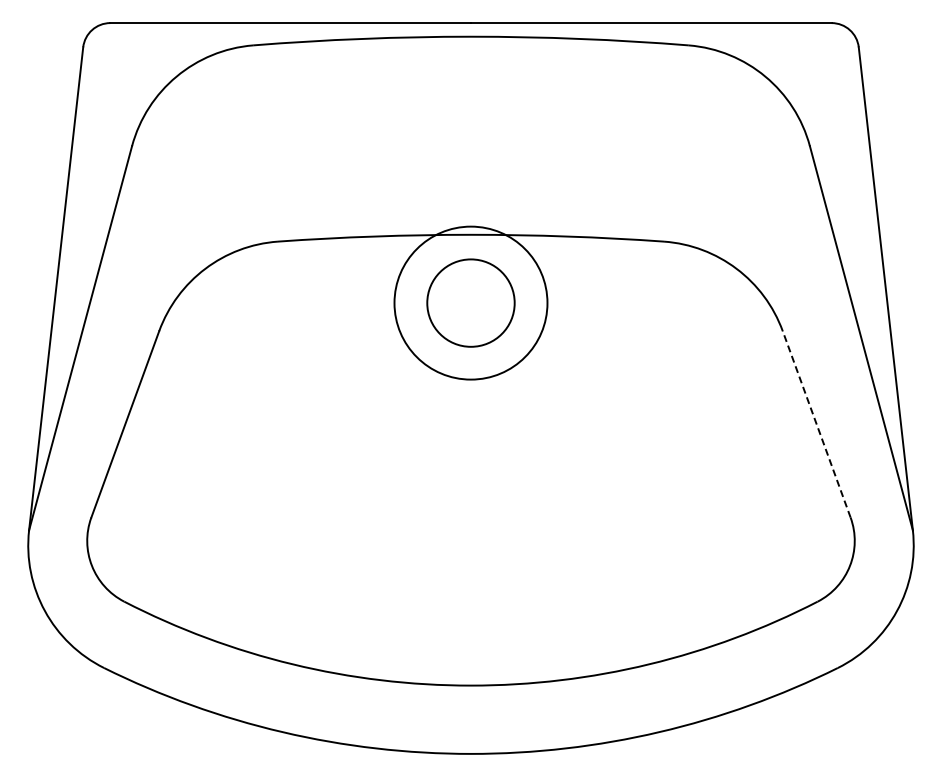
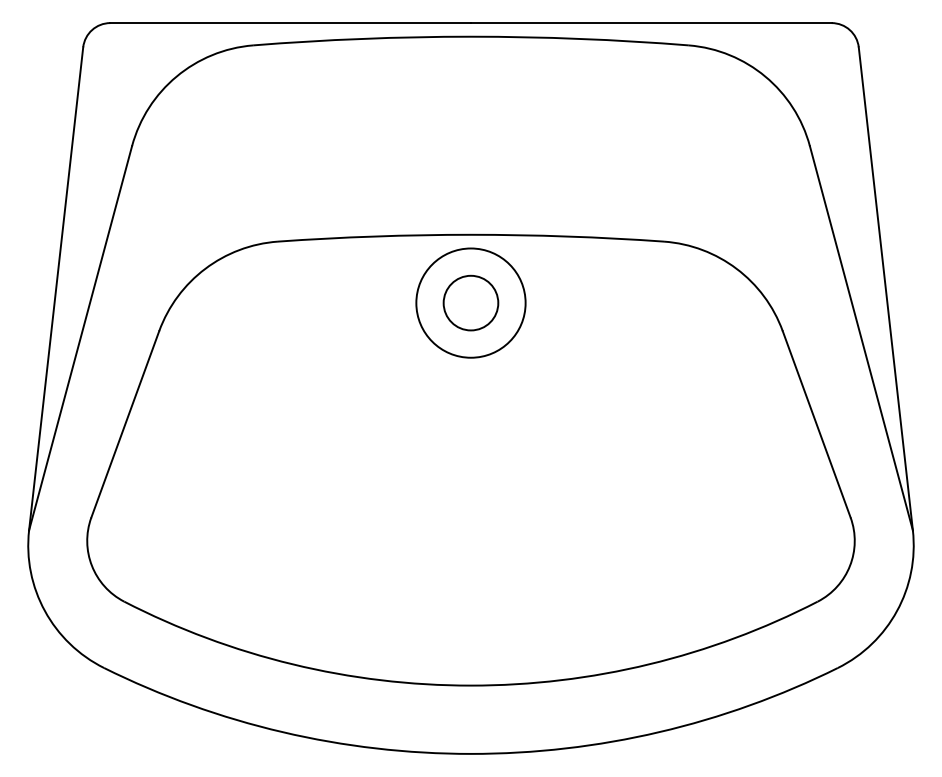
circle diameter: 153 px -> 109 px (470, 302)
circle diameter: 87 px -> 55 px (470, 302)
line: dashed -> solid (816, 423)
